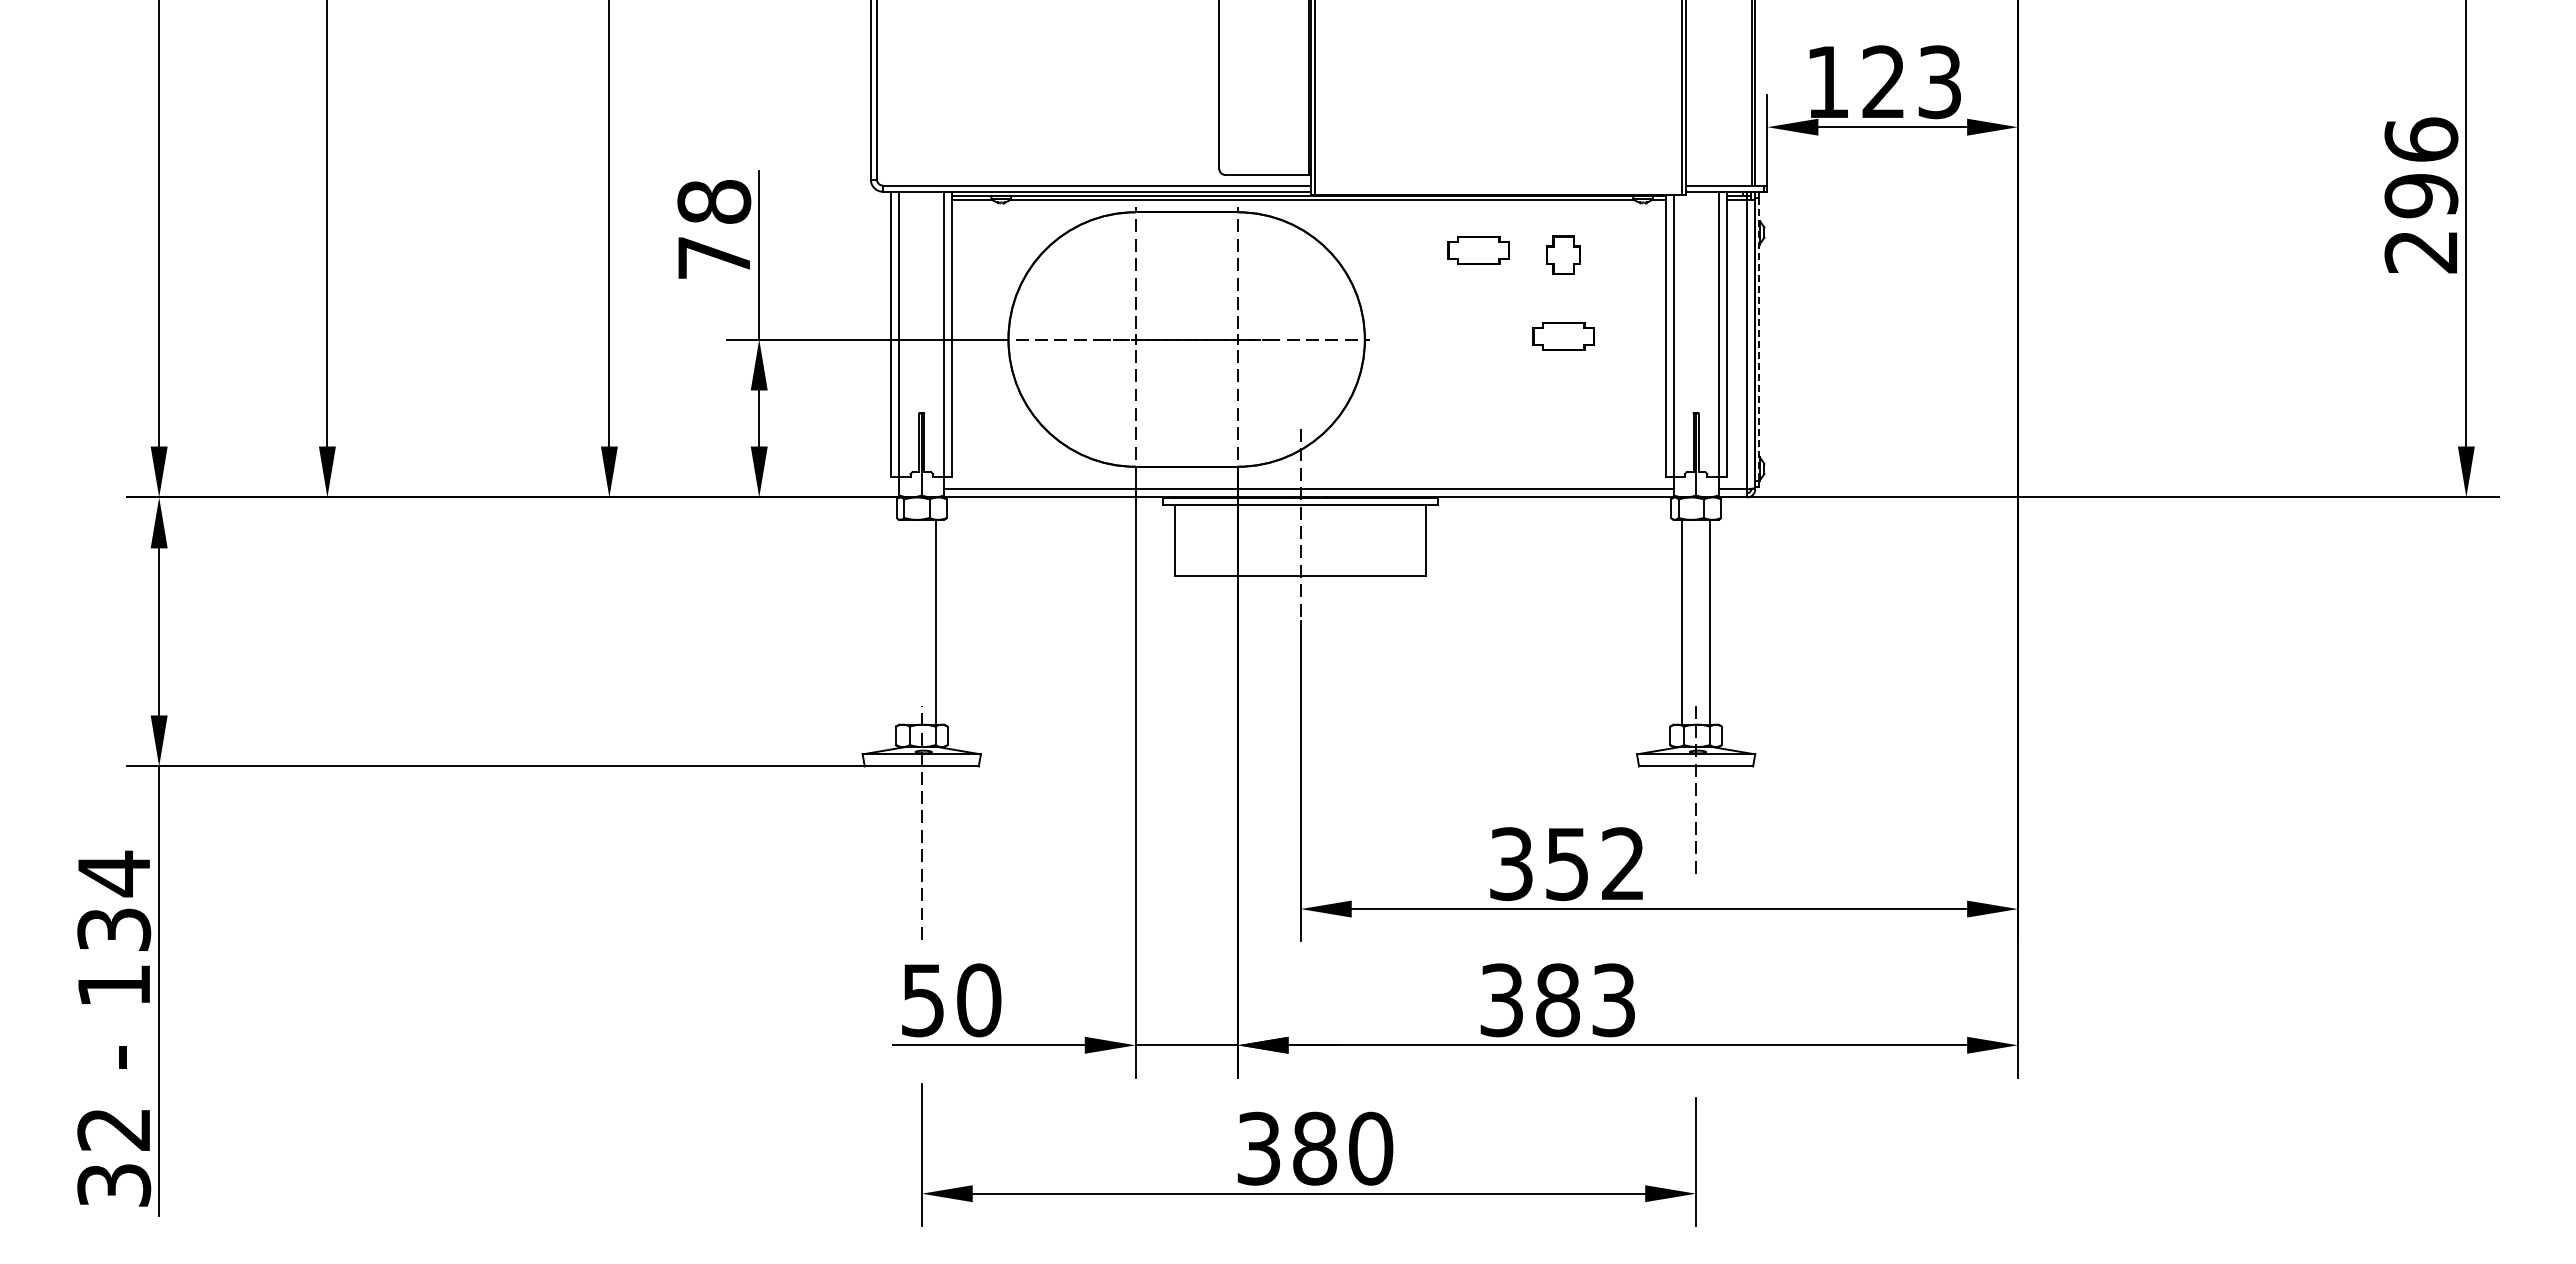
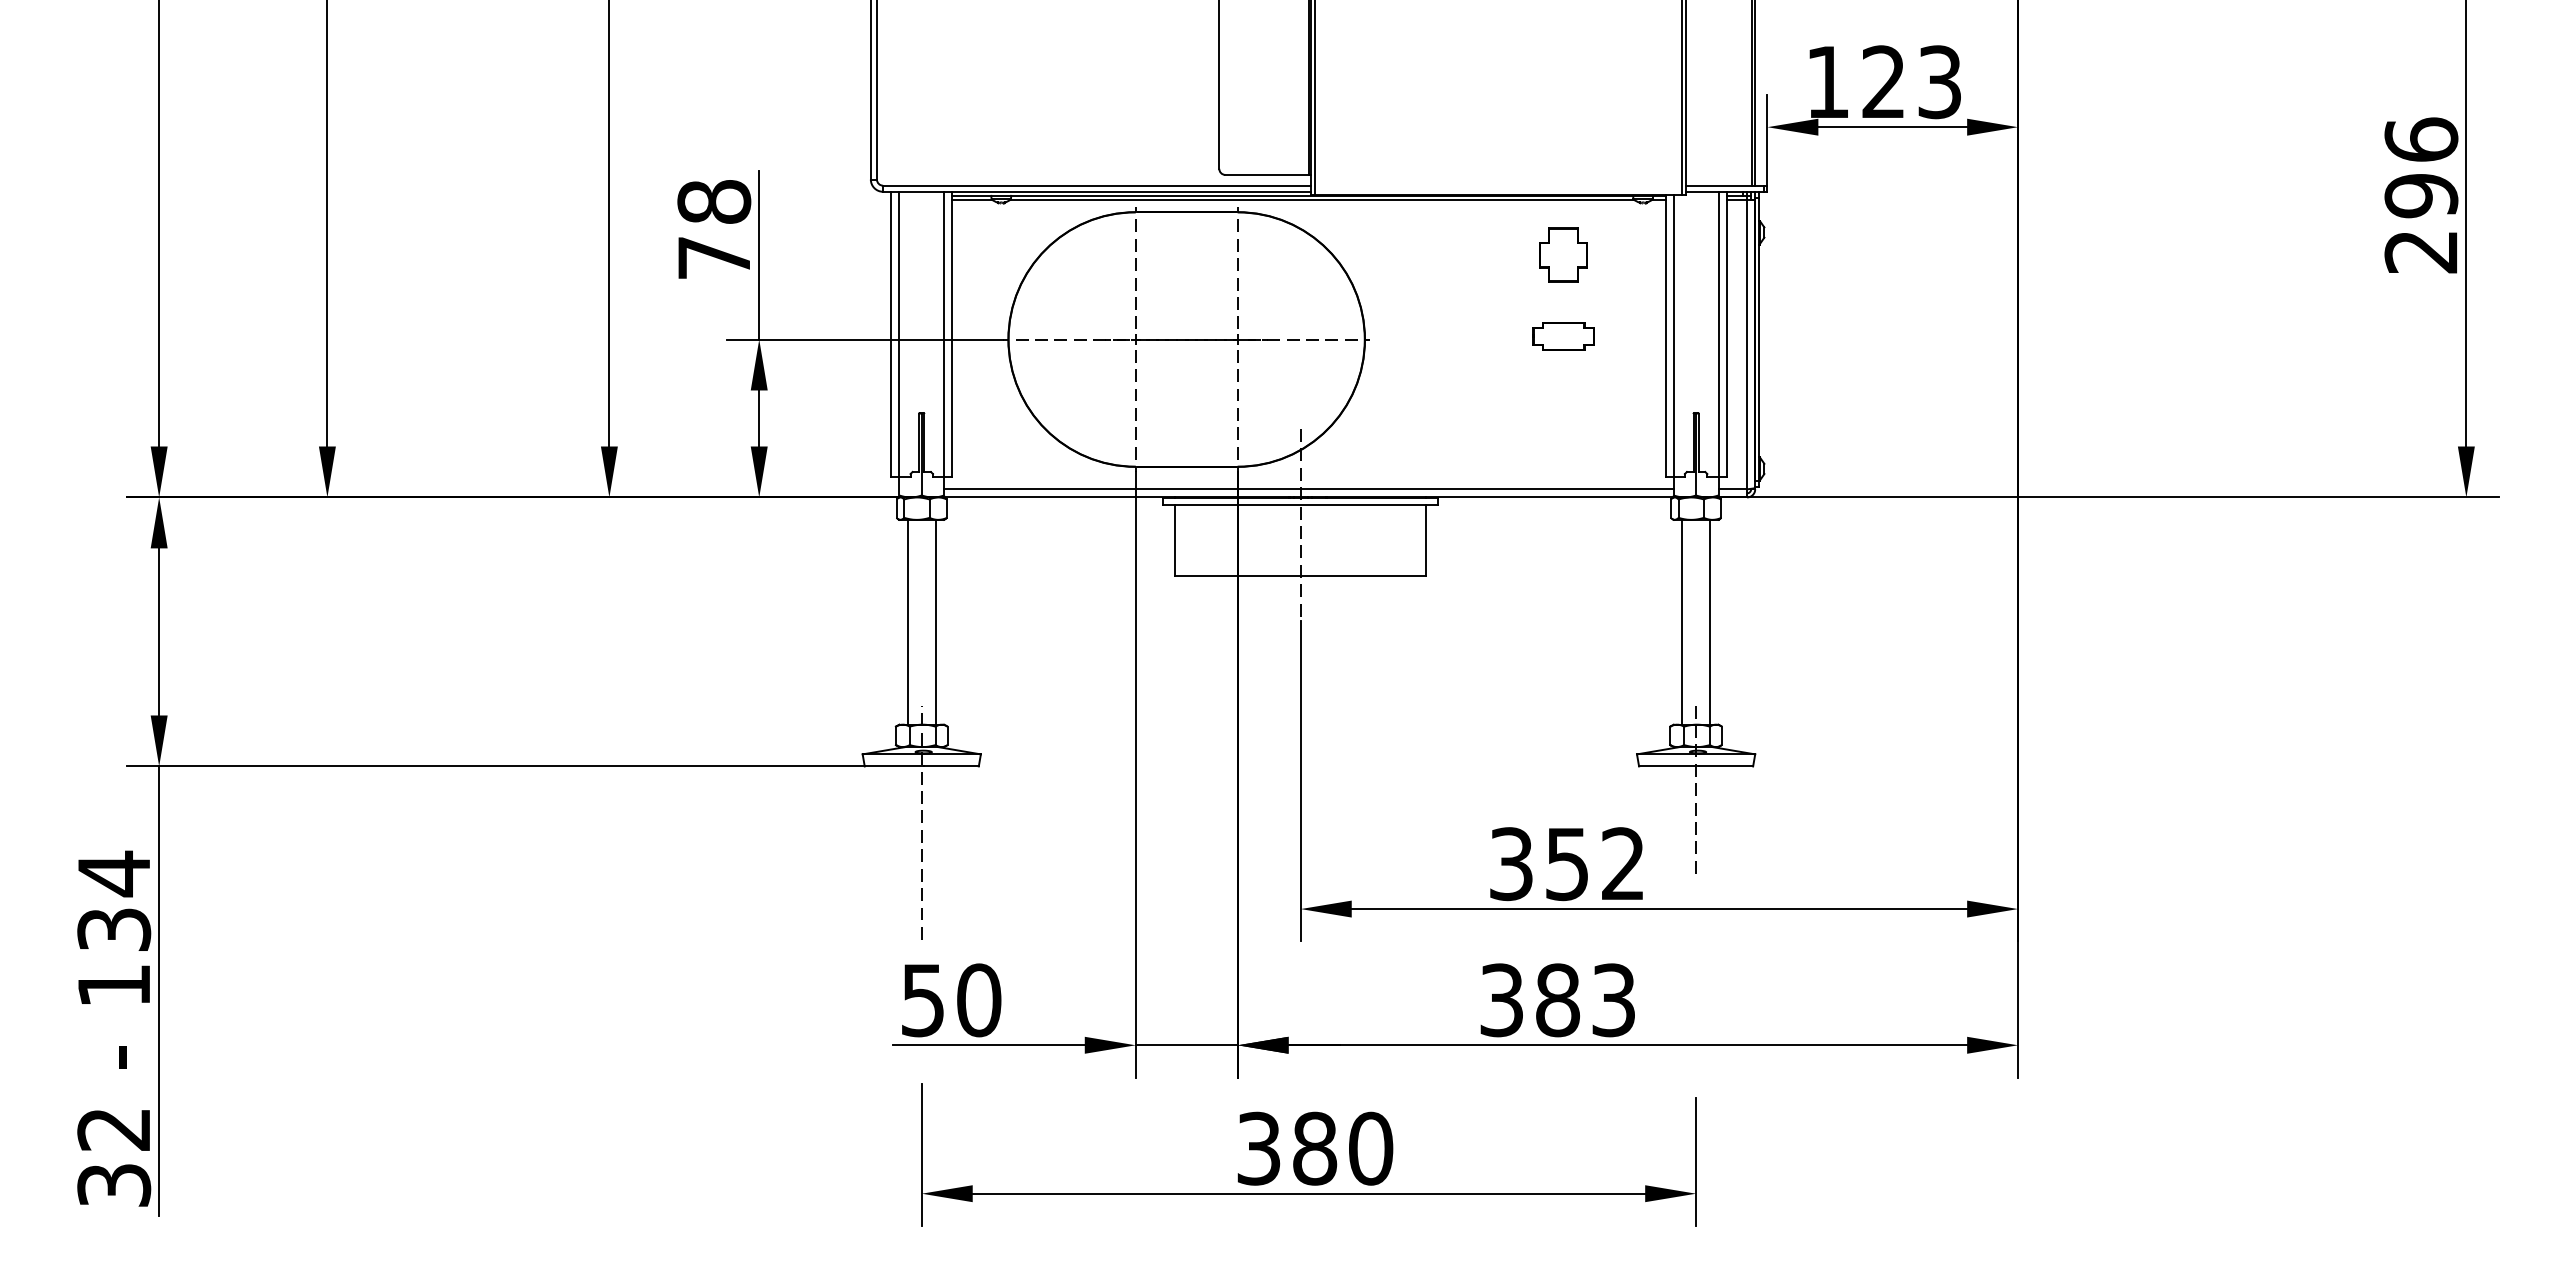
part: present -> none (1478, 250)
part size: 35x40 px -> 49x56 px (1563, 254)
line: dashed -> solid (1759, 339)
line: none -> present (907, 621)
